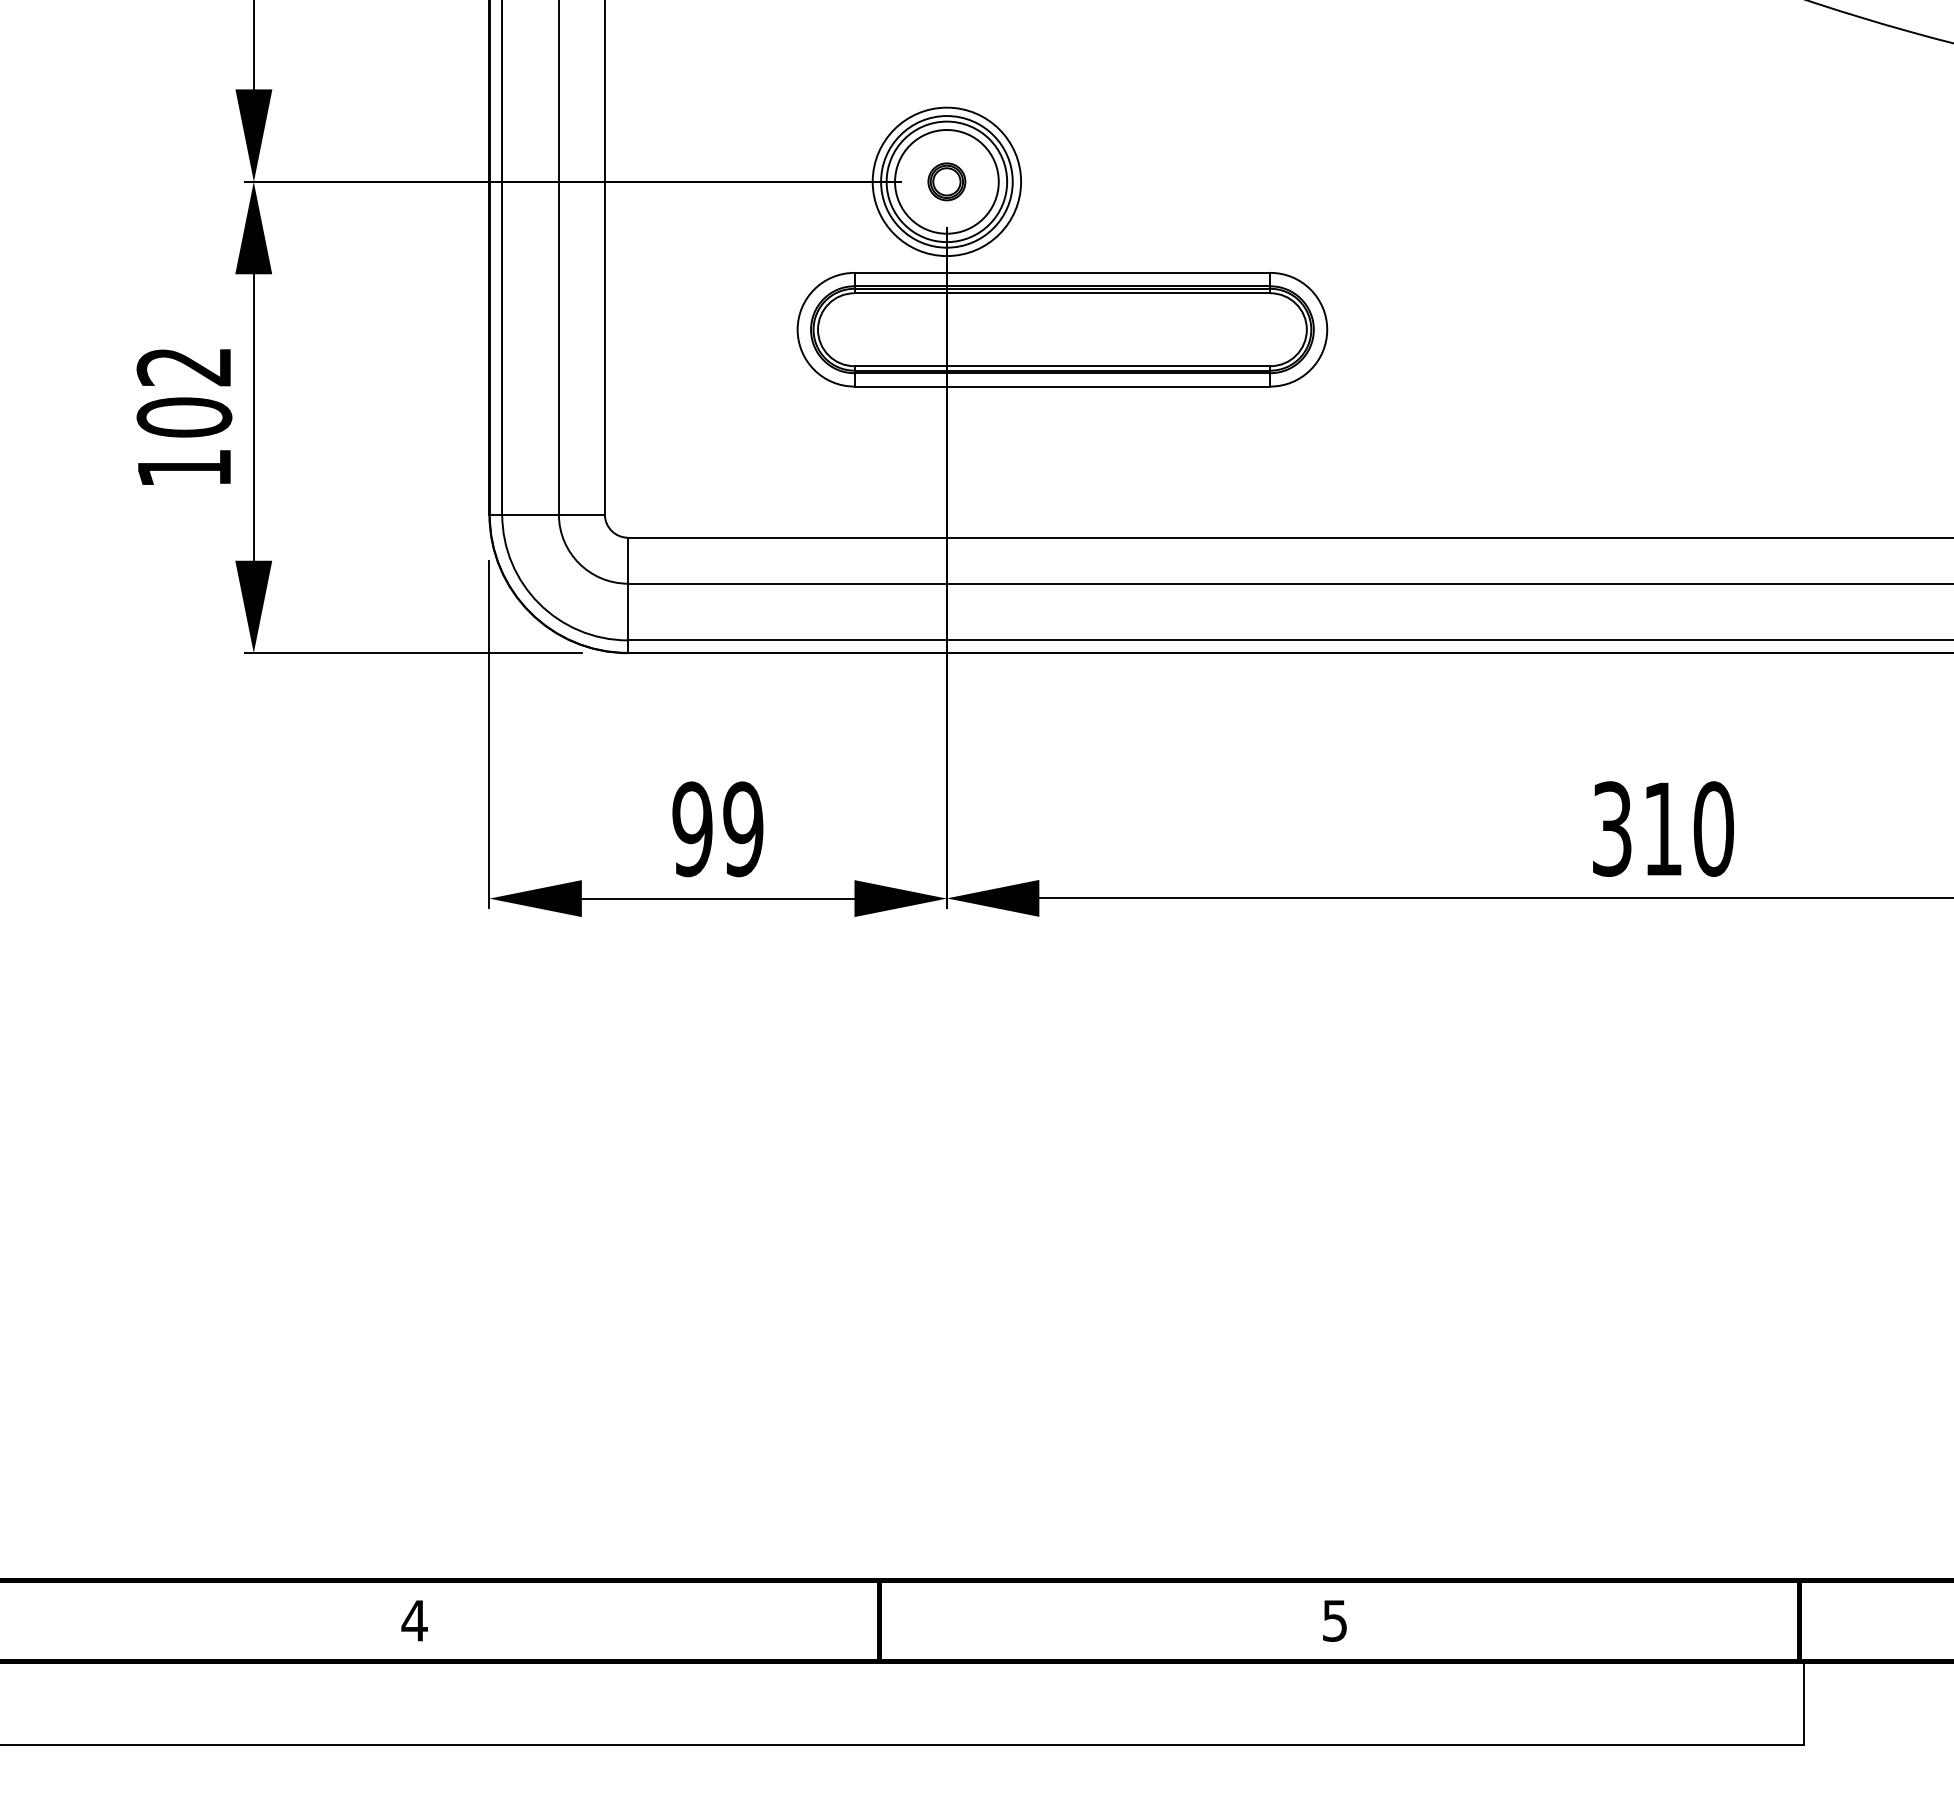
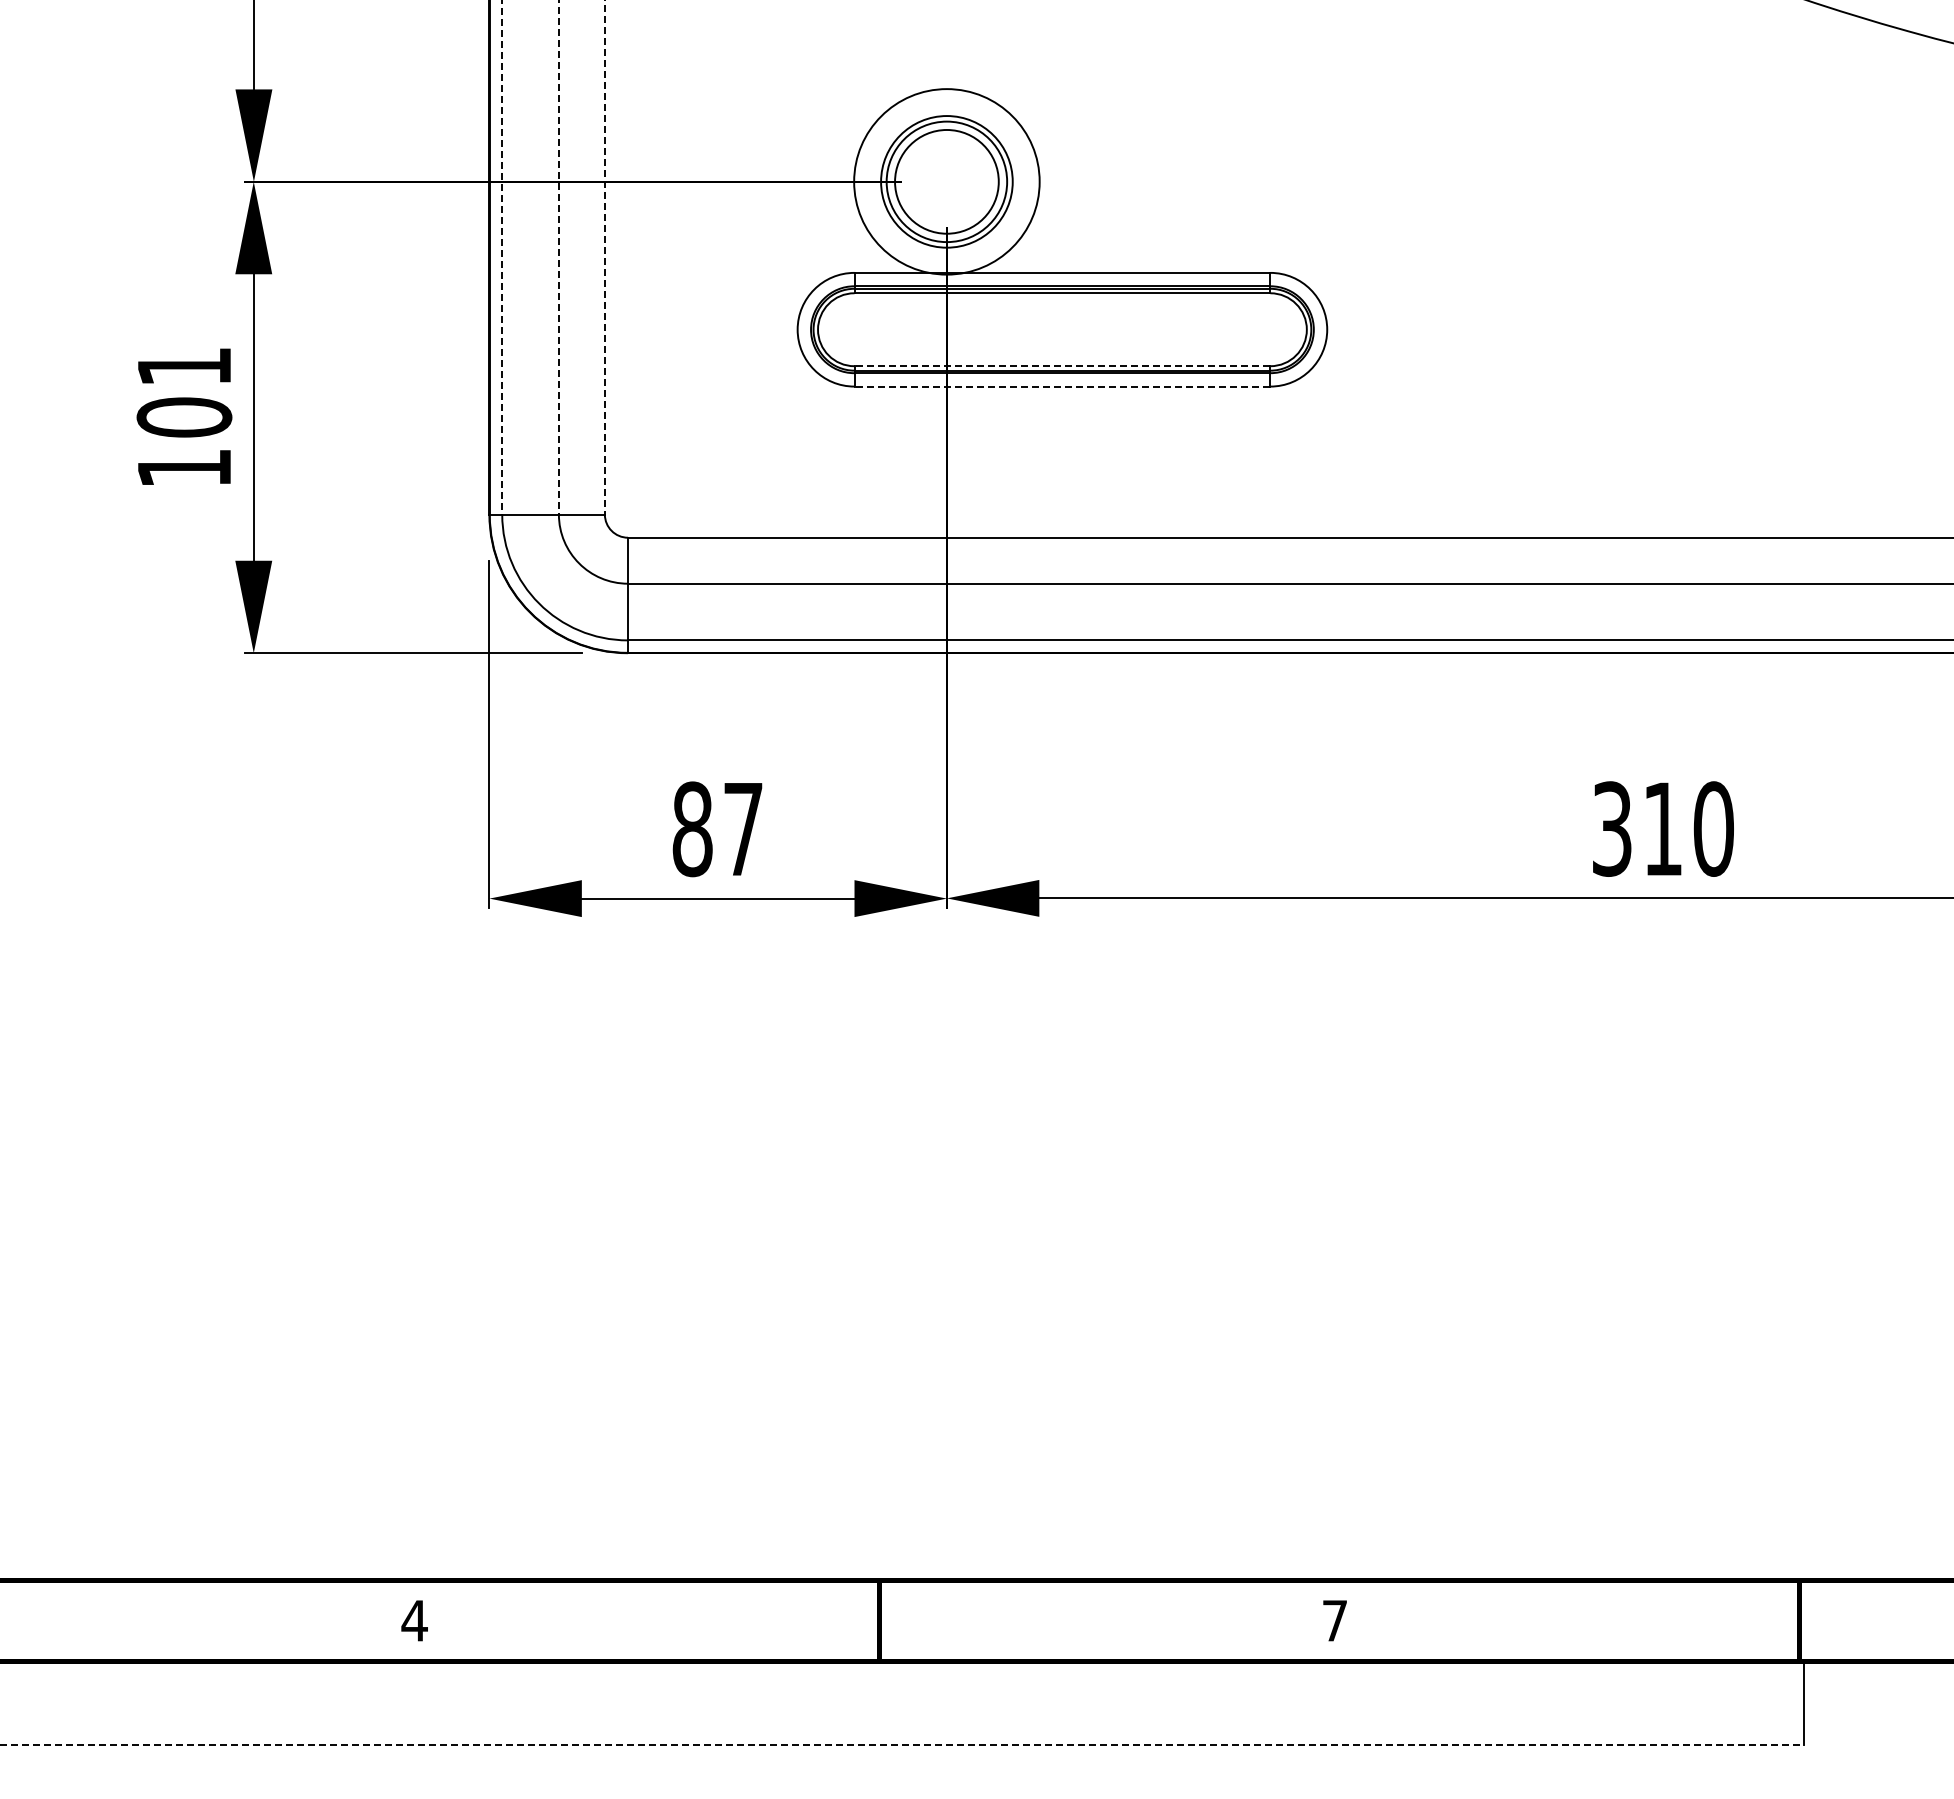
circle diameter: 148 px -> 186 px (946, 181)
part: present -> none (946, 181)
line: solid -> dashed (502, 257)
line: solid -> dashed (558, 257)
line: solid -> dashed (604, 257)
line: solid -> dashed (1062, 366)
text: 102 -> 101 (183, 367)
line: solid -> dashed (1062, 386)
text: 99 -> 87 (717, 829)
text: 5 -> 7 (1334, 1620)
line: solid -> dashed (902, 1744)
